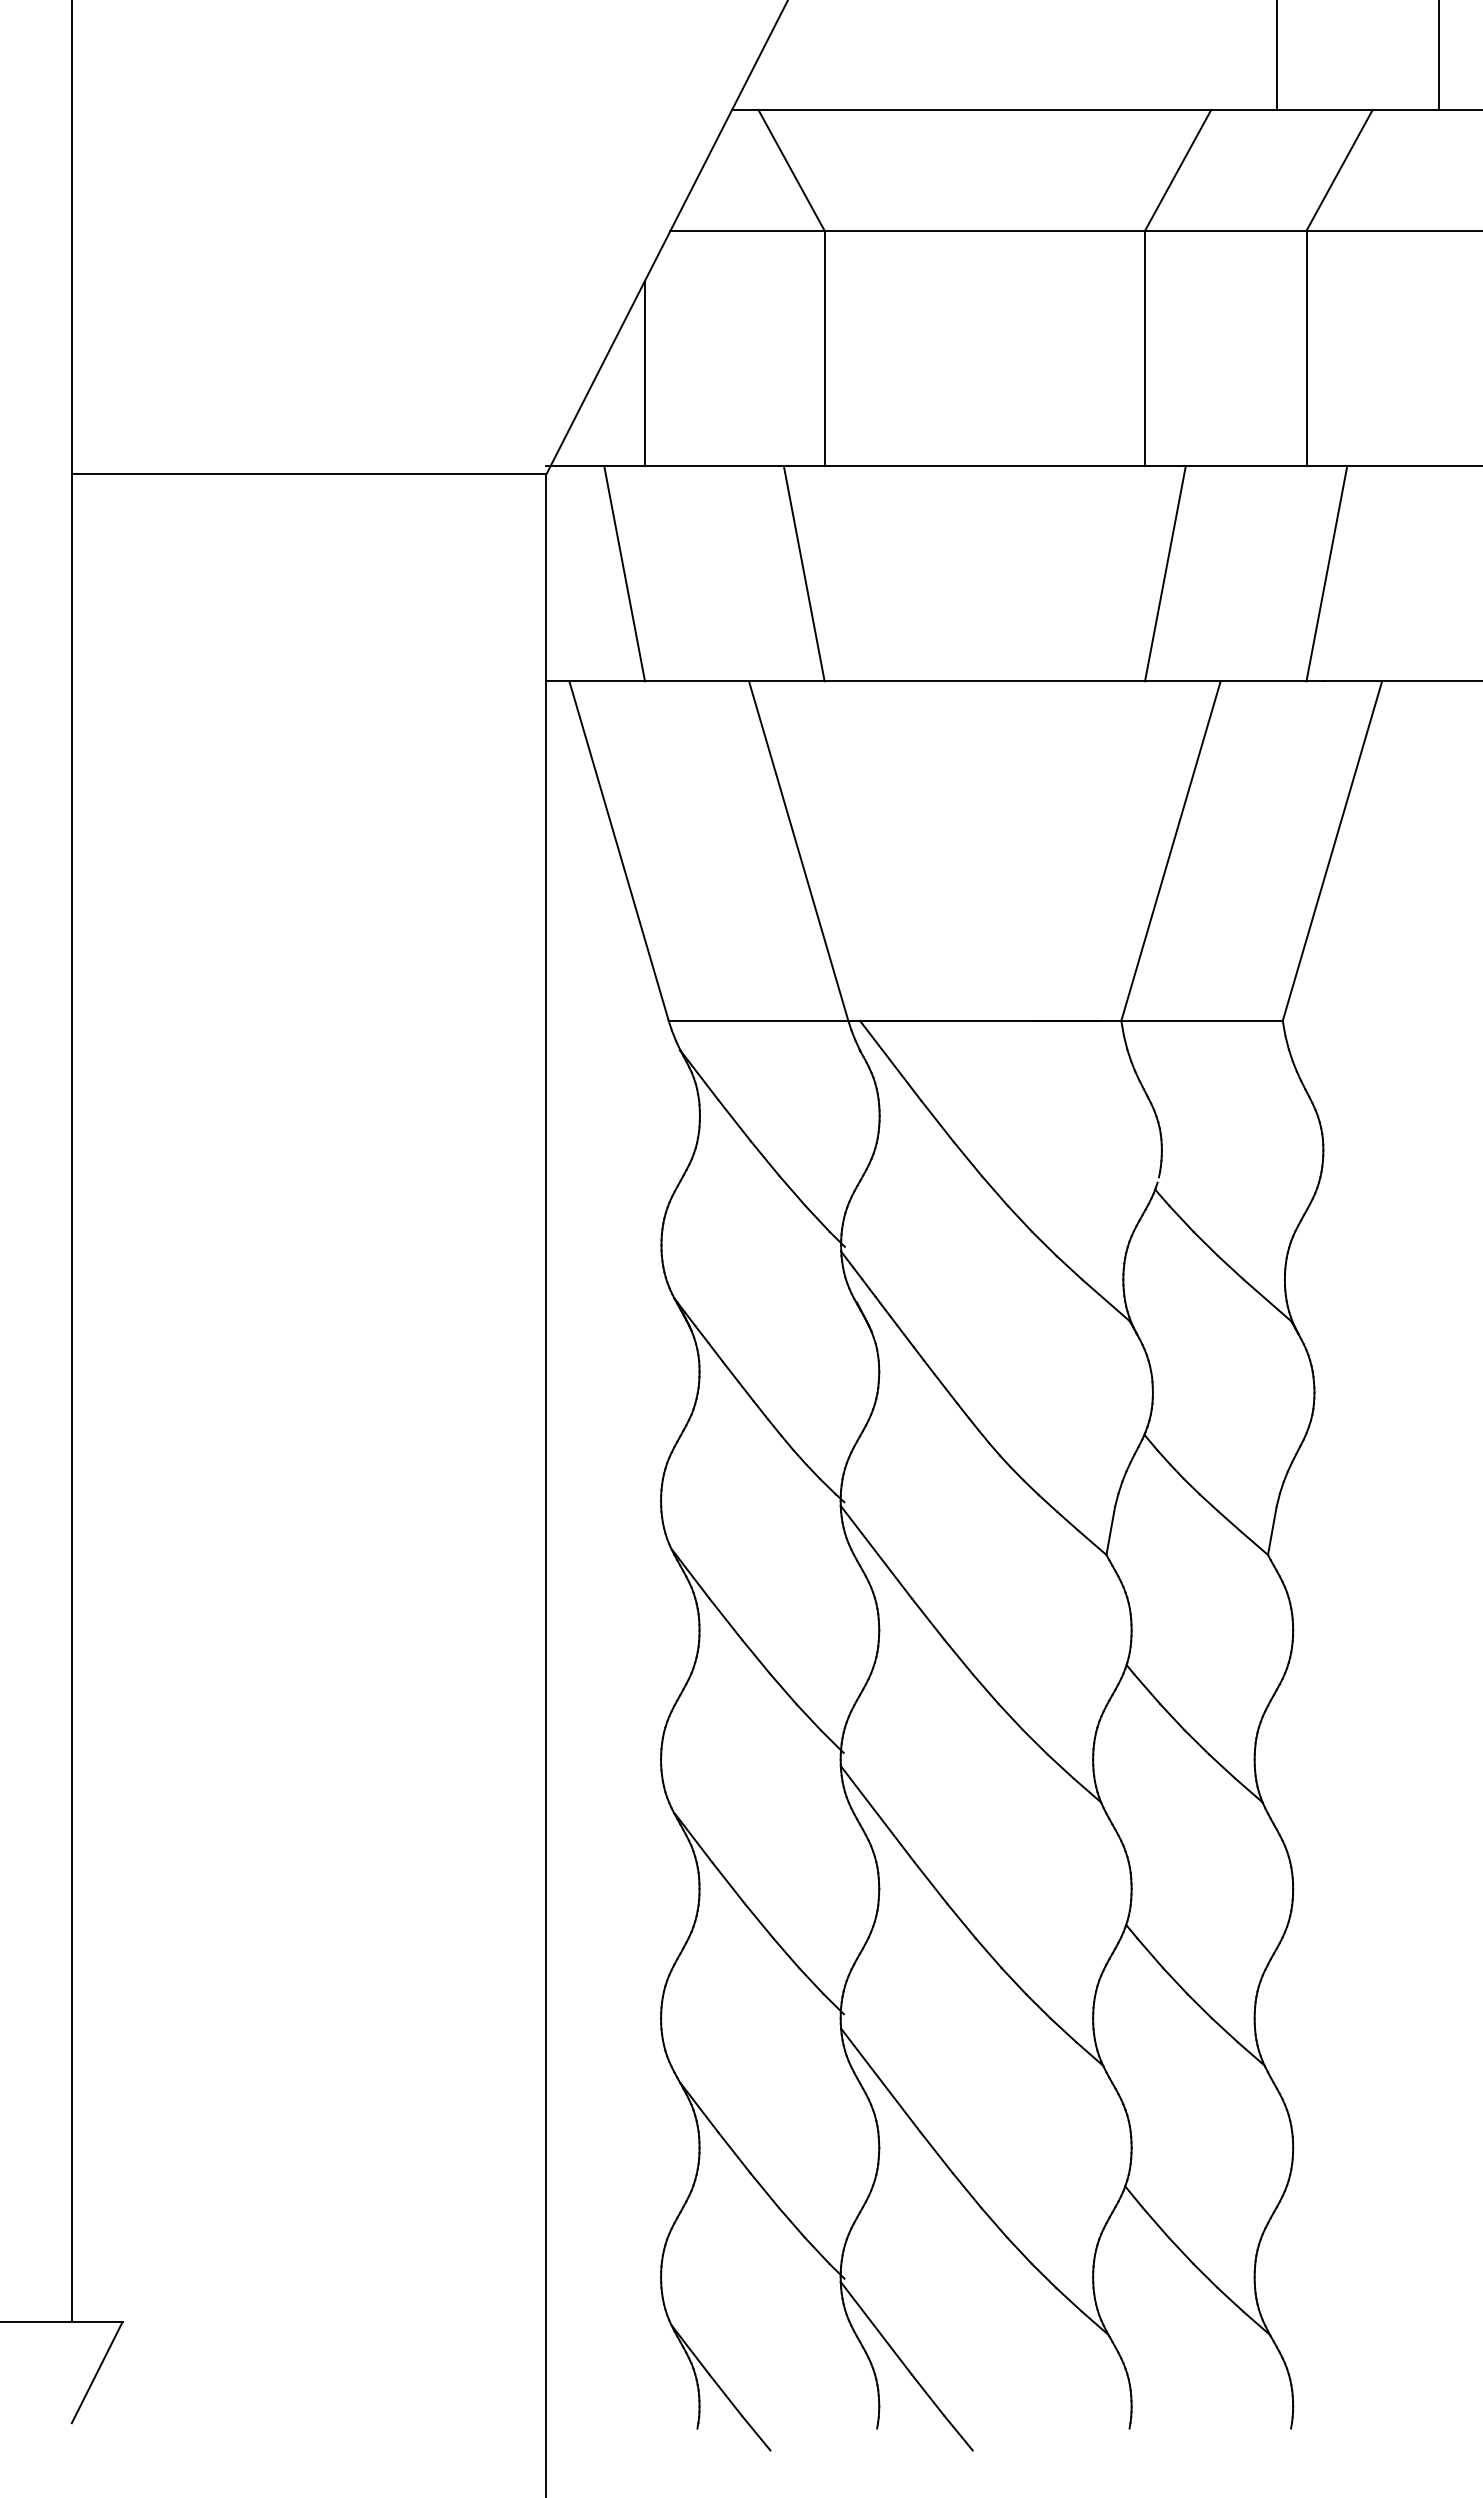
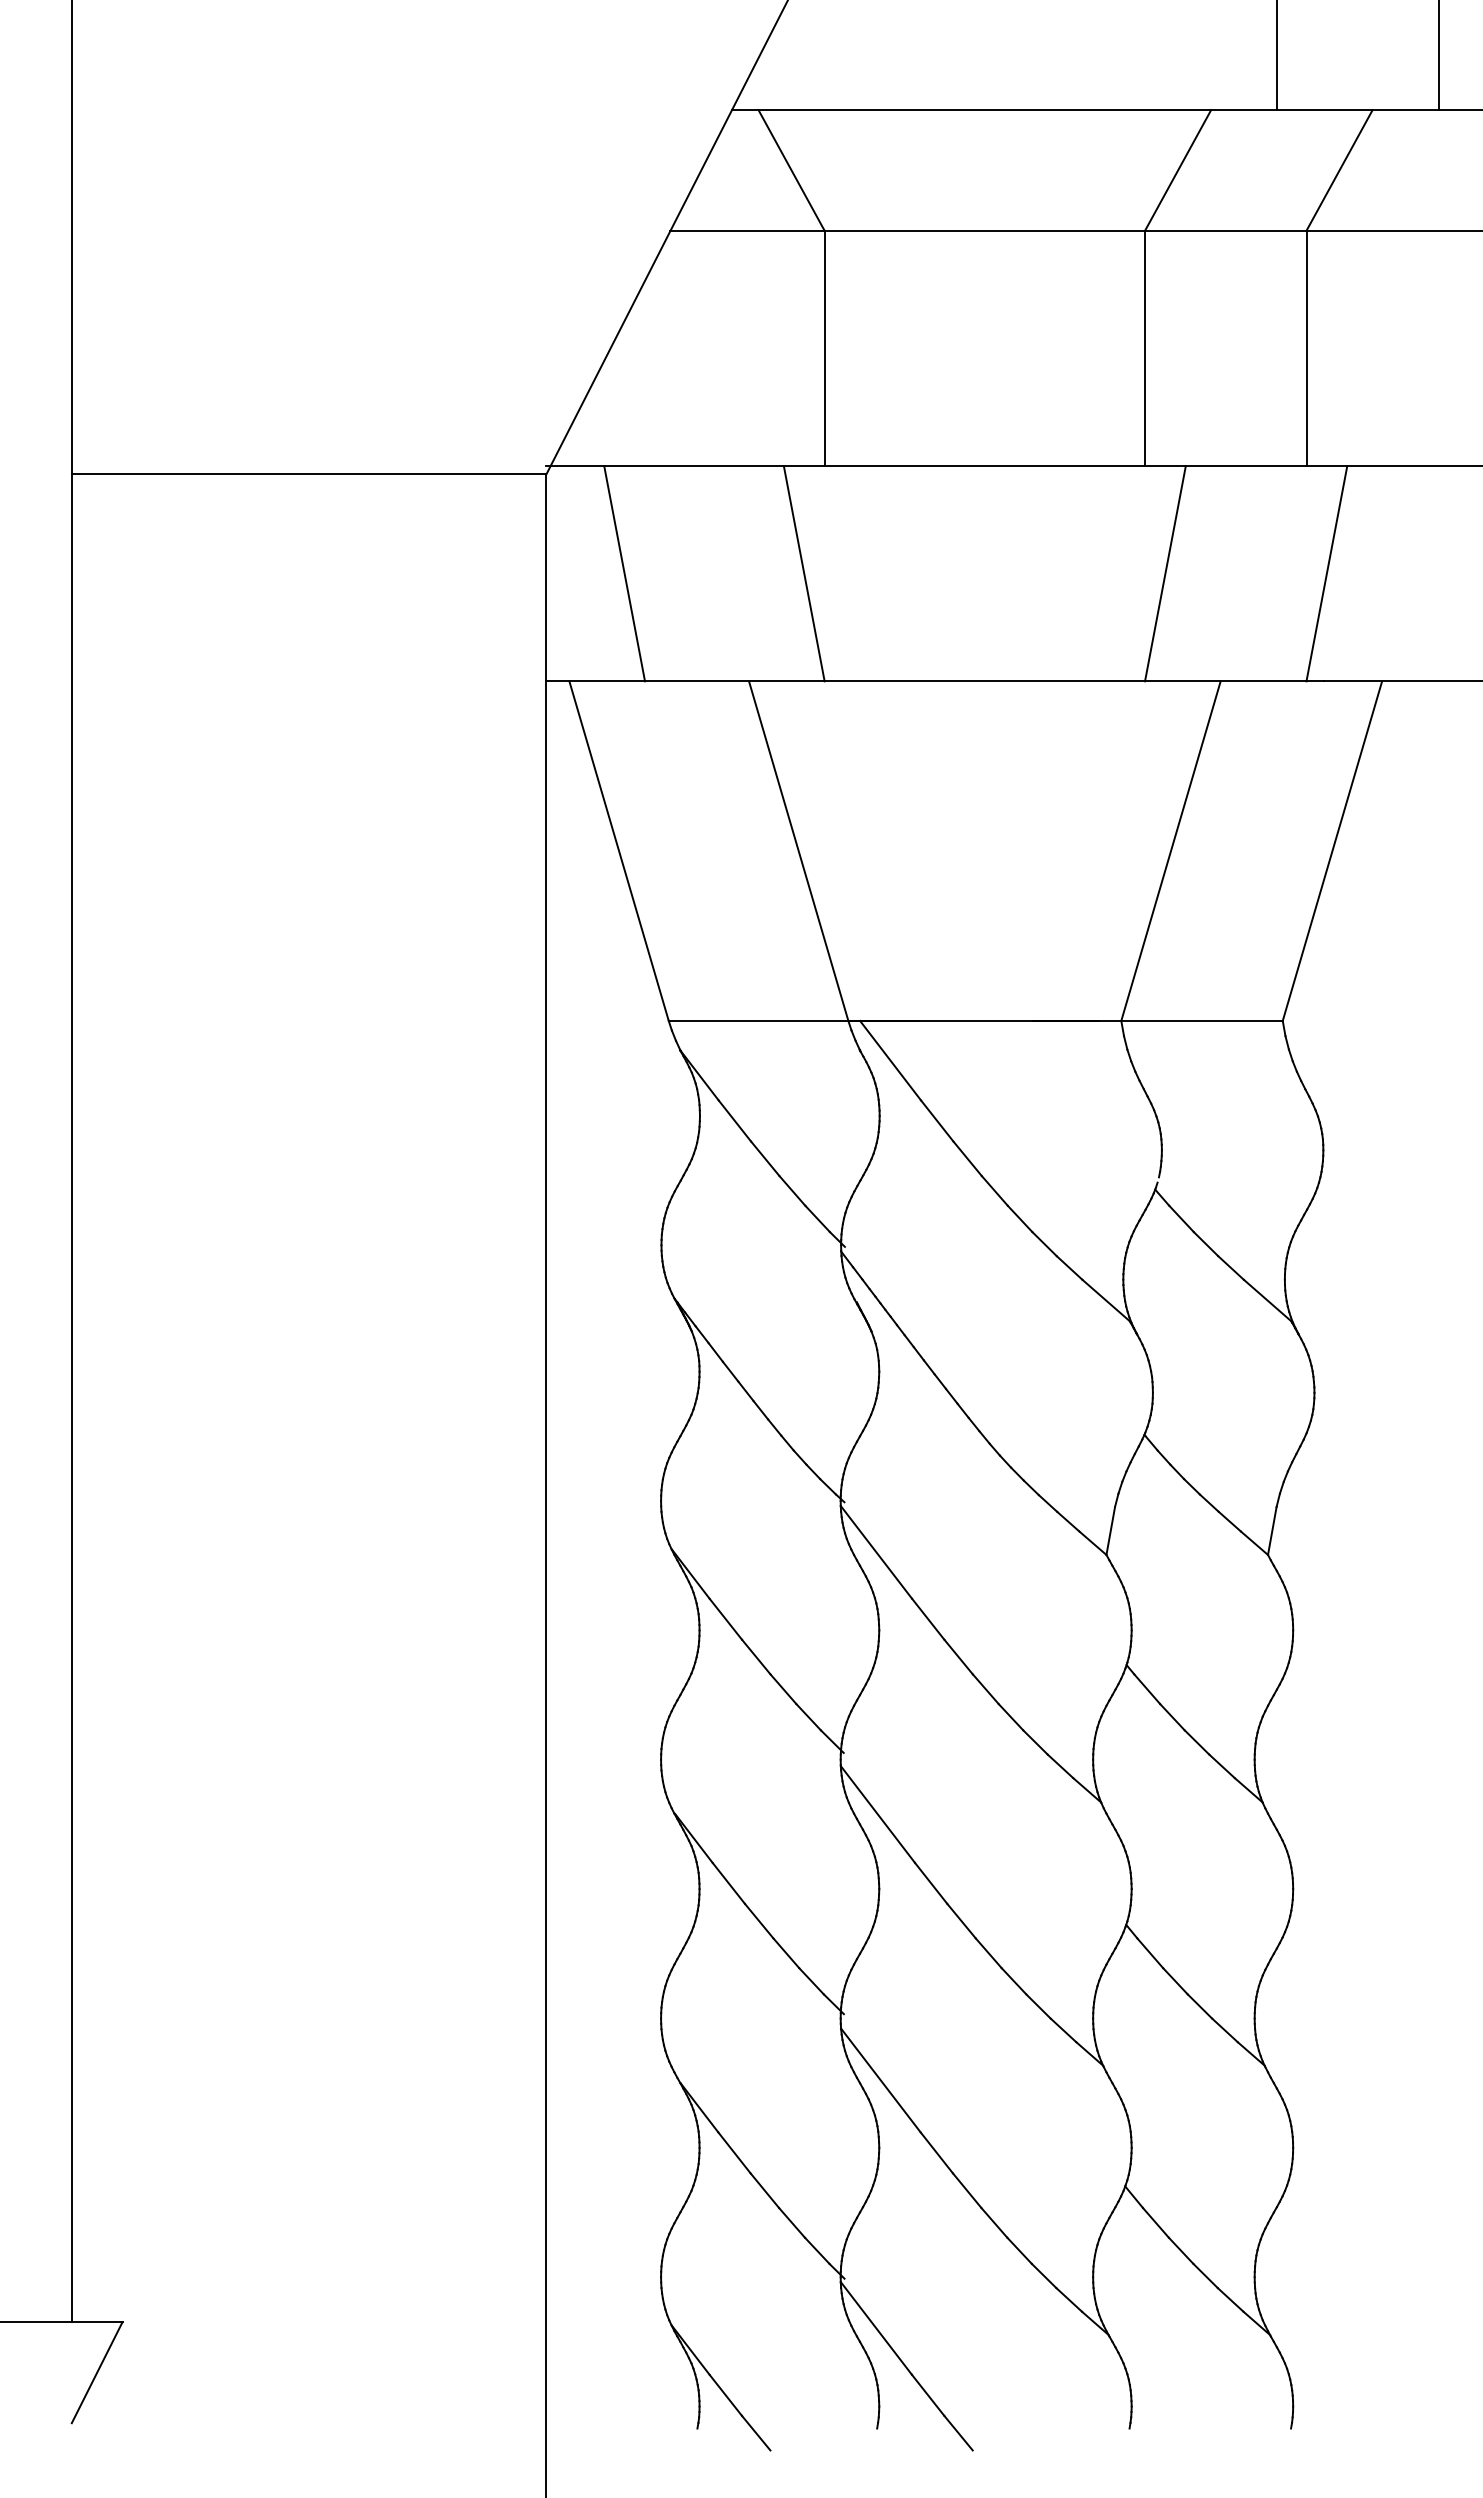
line: present -> none (645, 373)
